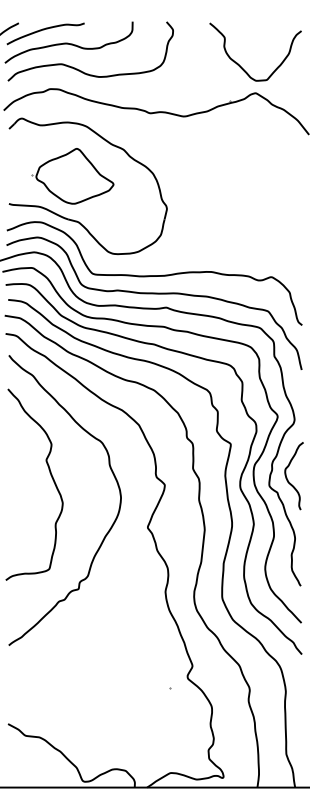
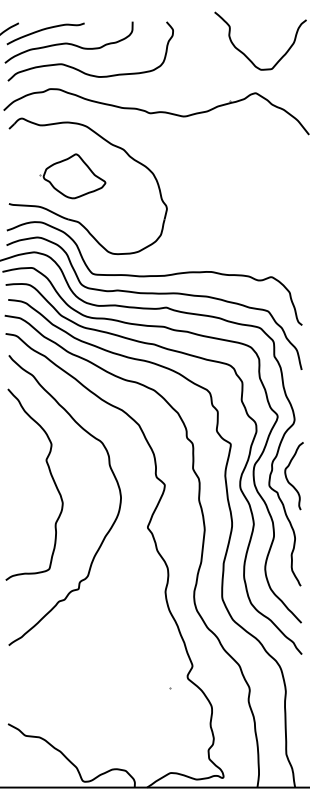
curve position: (240, 65) -> (245, 54) (245, 54)
part size: 84x57 px -> 68x47 px (72, 176)
